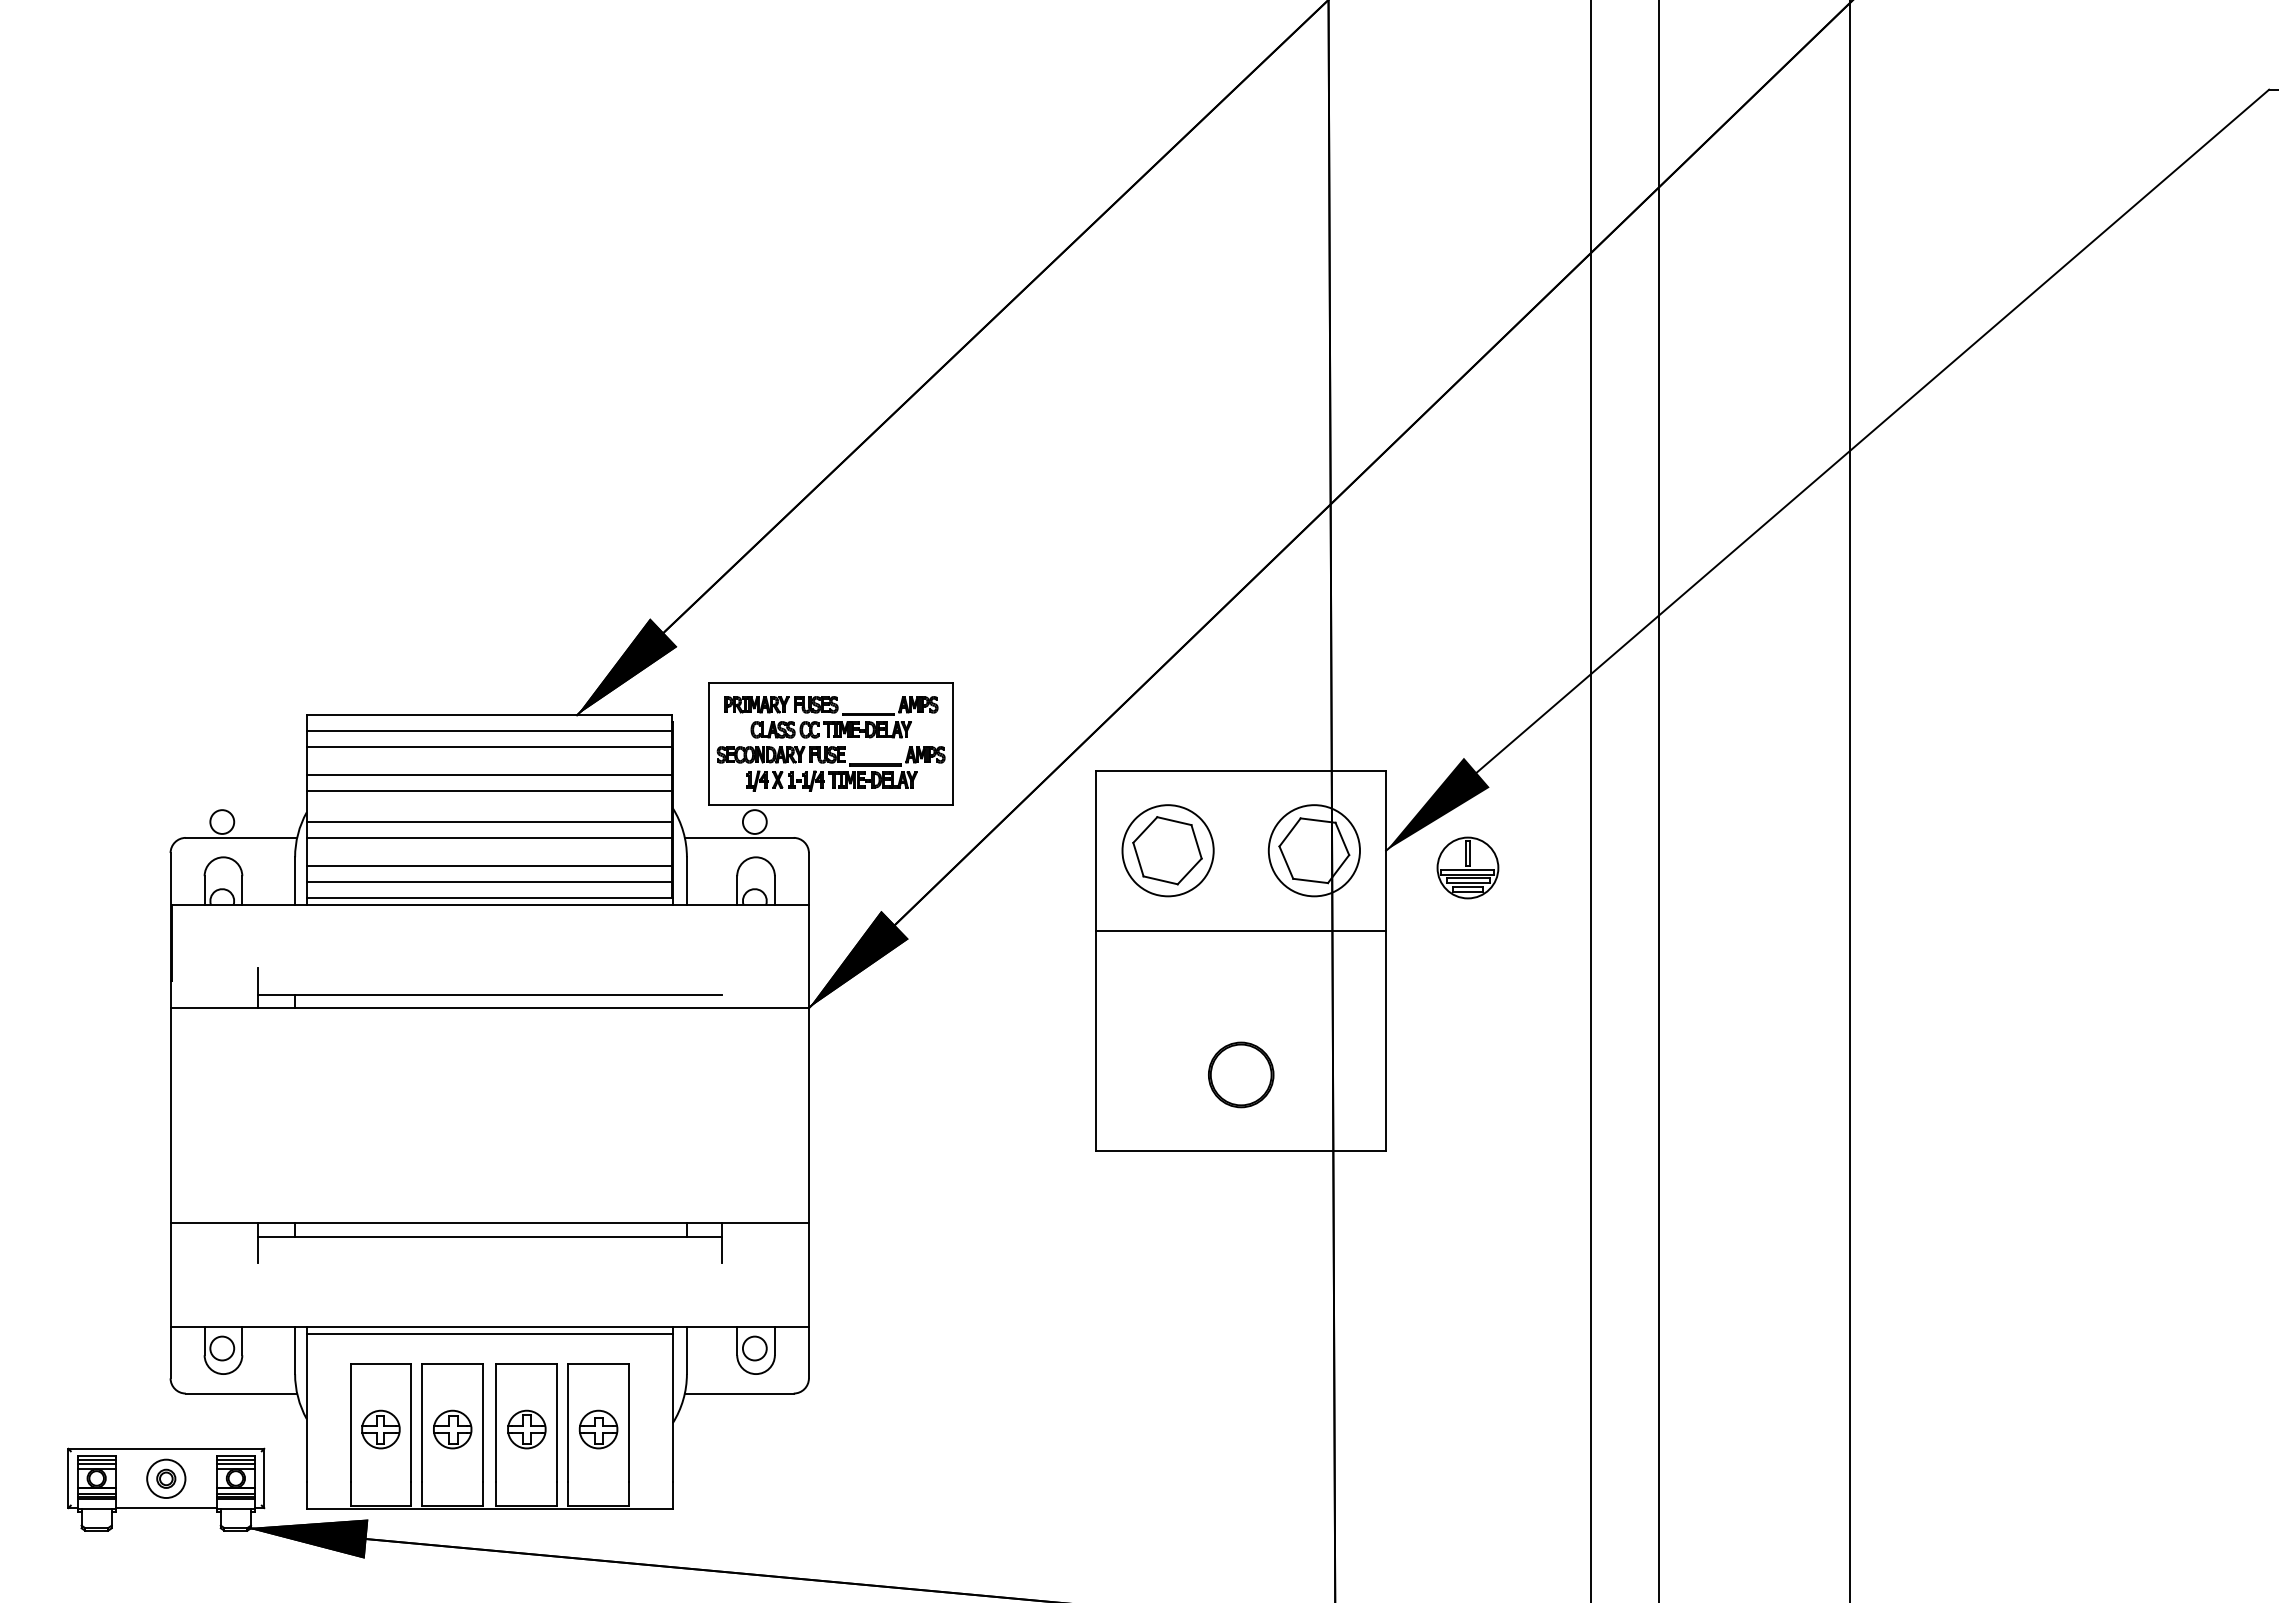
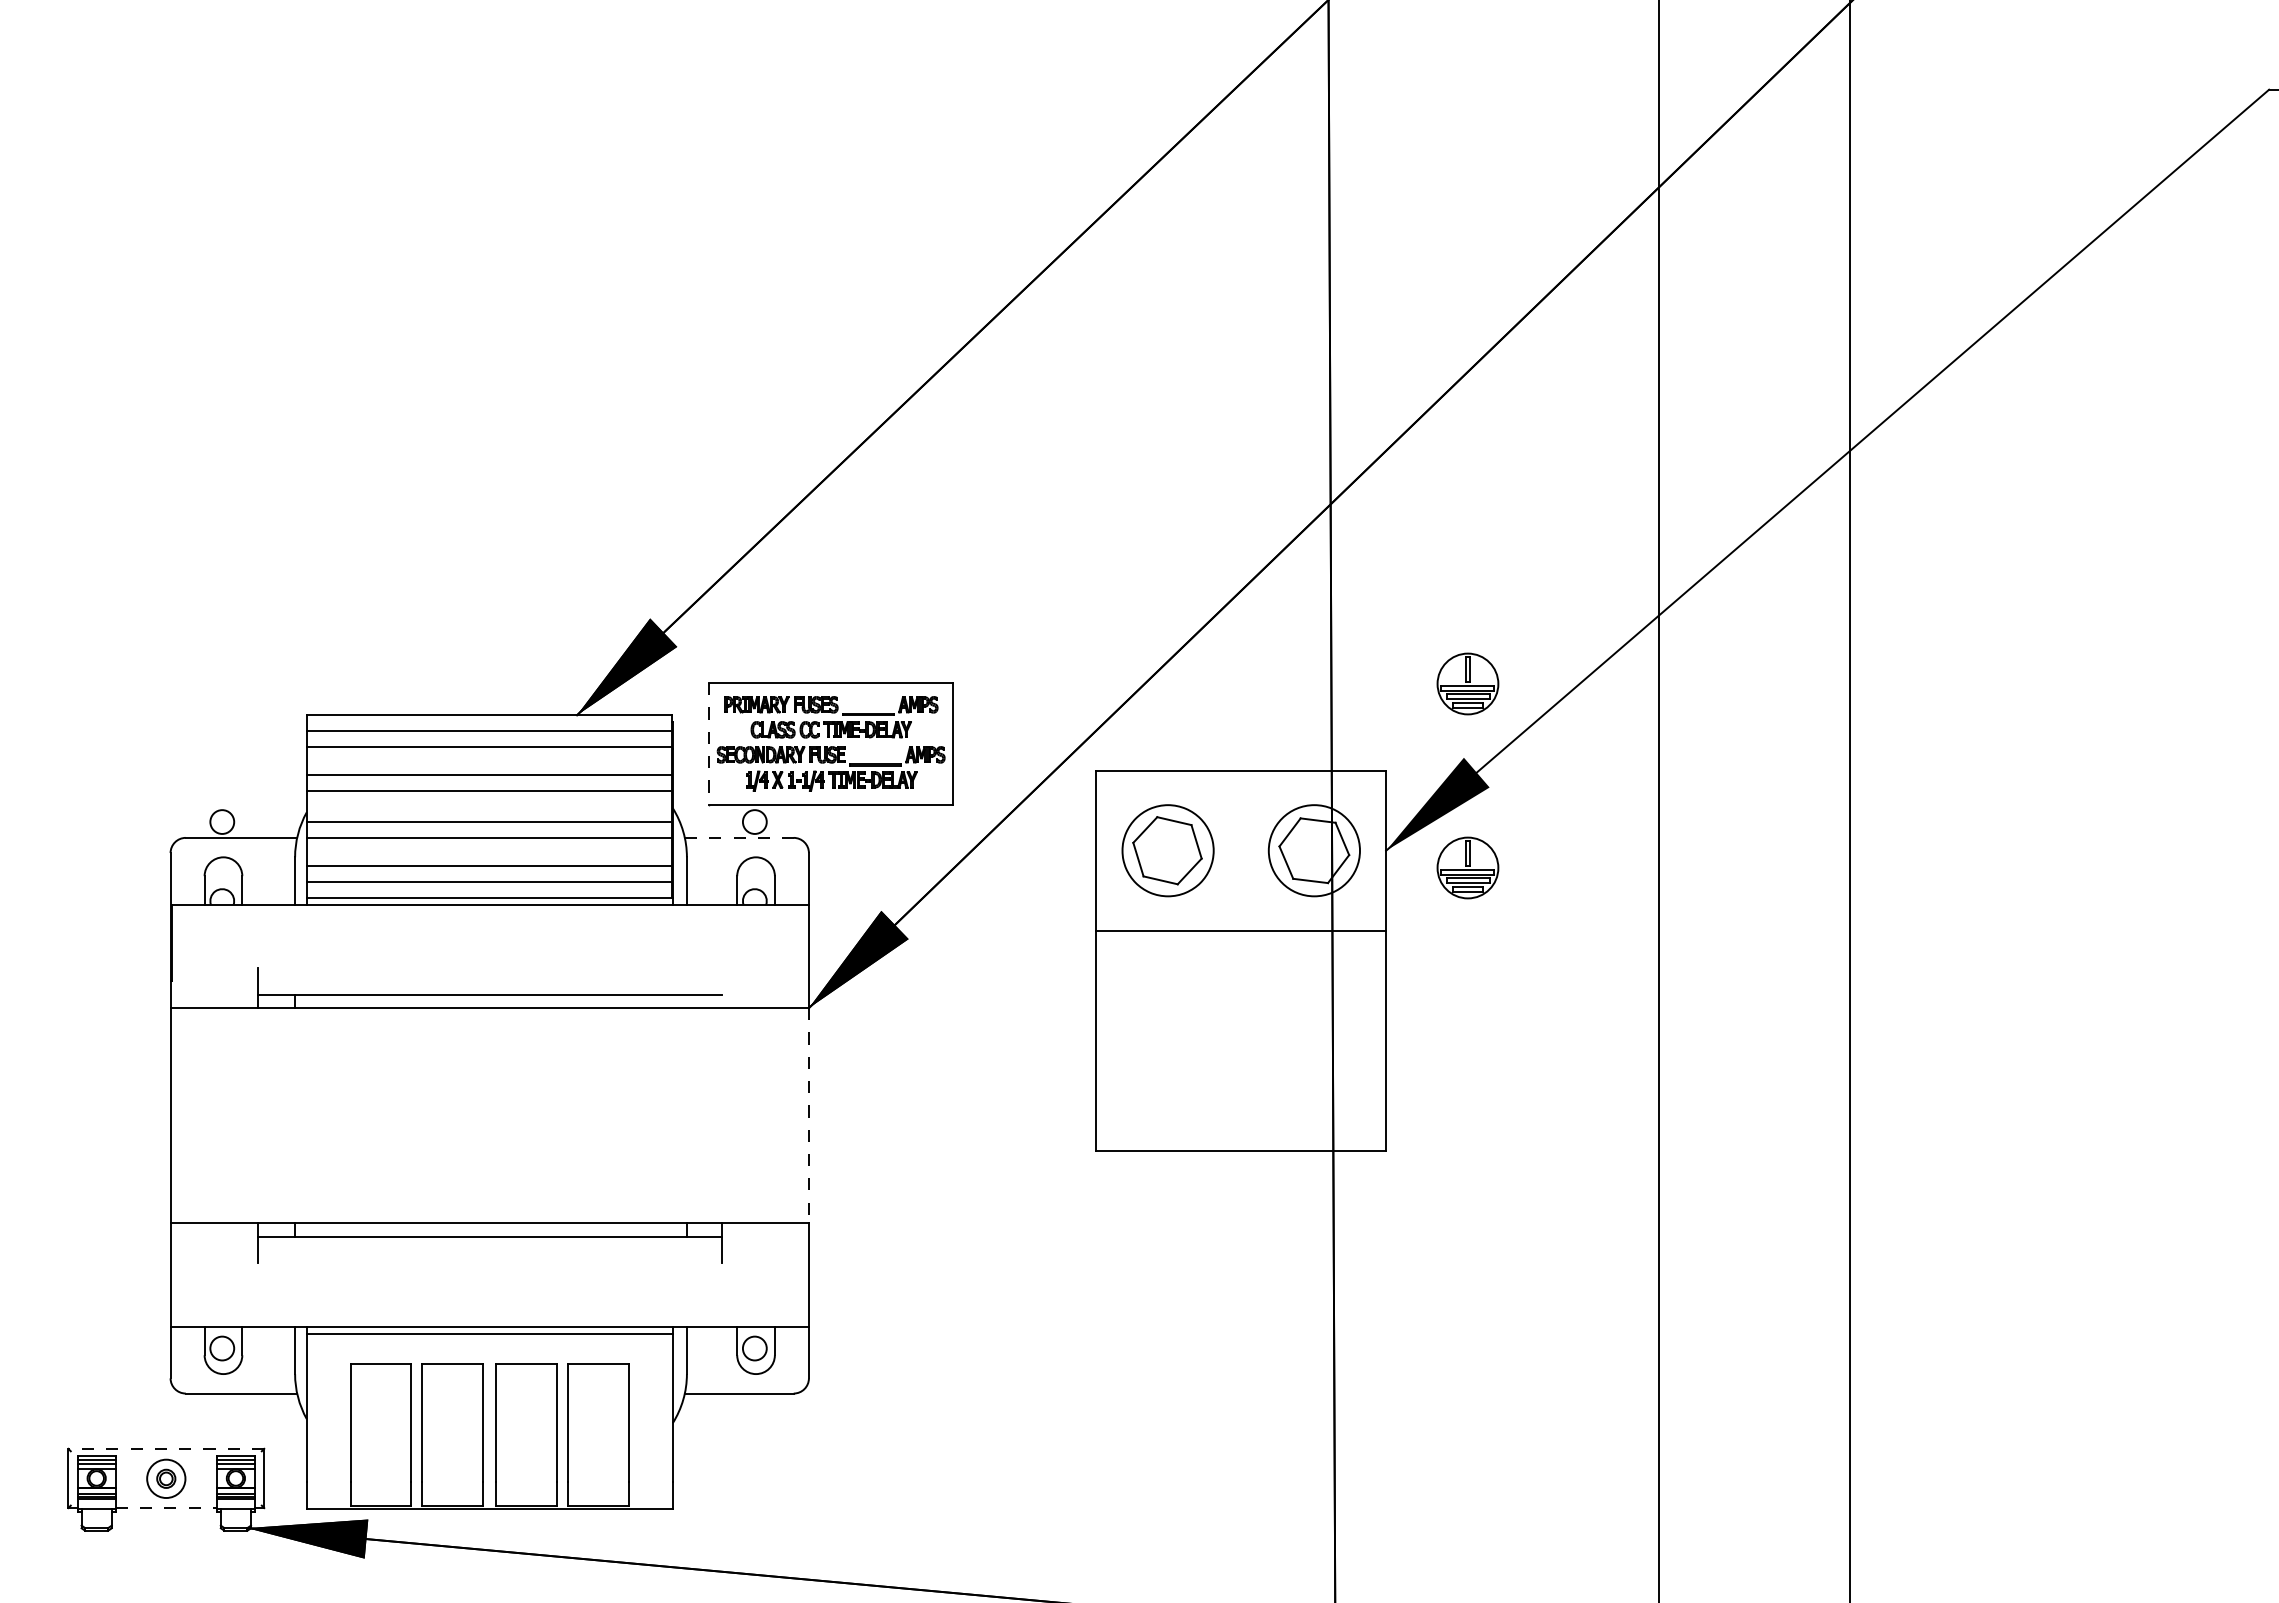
part: none -> present (1467, 683)
line: solid -> dashed (709, 743)
line: present -> none (1591, 800)
line: solid -> dashed (739, 837)
part: present -> none (1241, 1074)
line: solid -> dashed (808, 1115)
part: present -> none (380, 1429)
part: present -> none (452, 1429)
part: present -> none (526, 1429)
part: present -> none (598, 1429)
line: solid -> dashed (166, 1448)
line: solid -> dashed (166, 1508)
